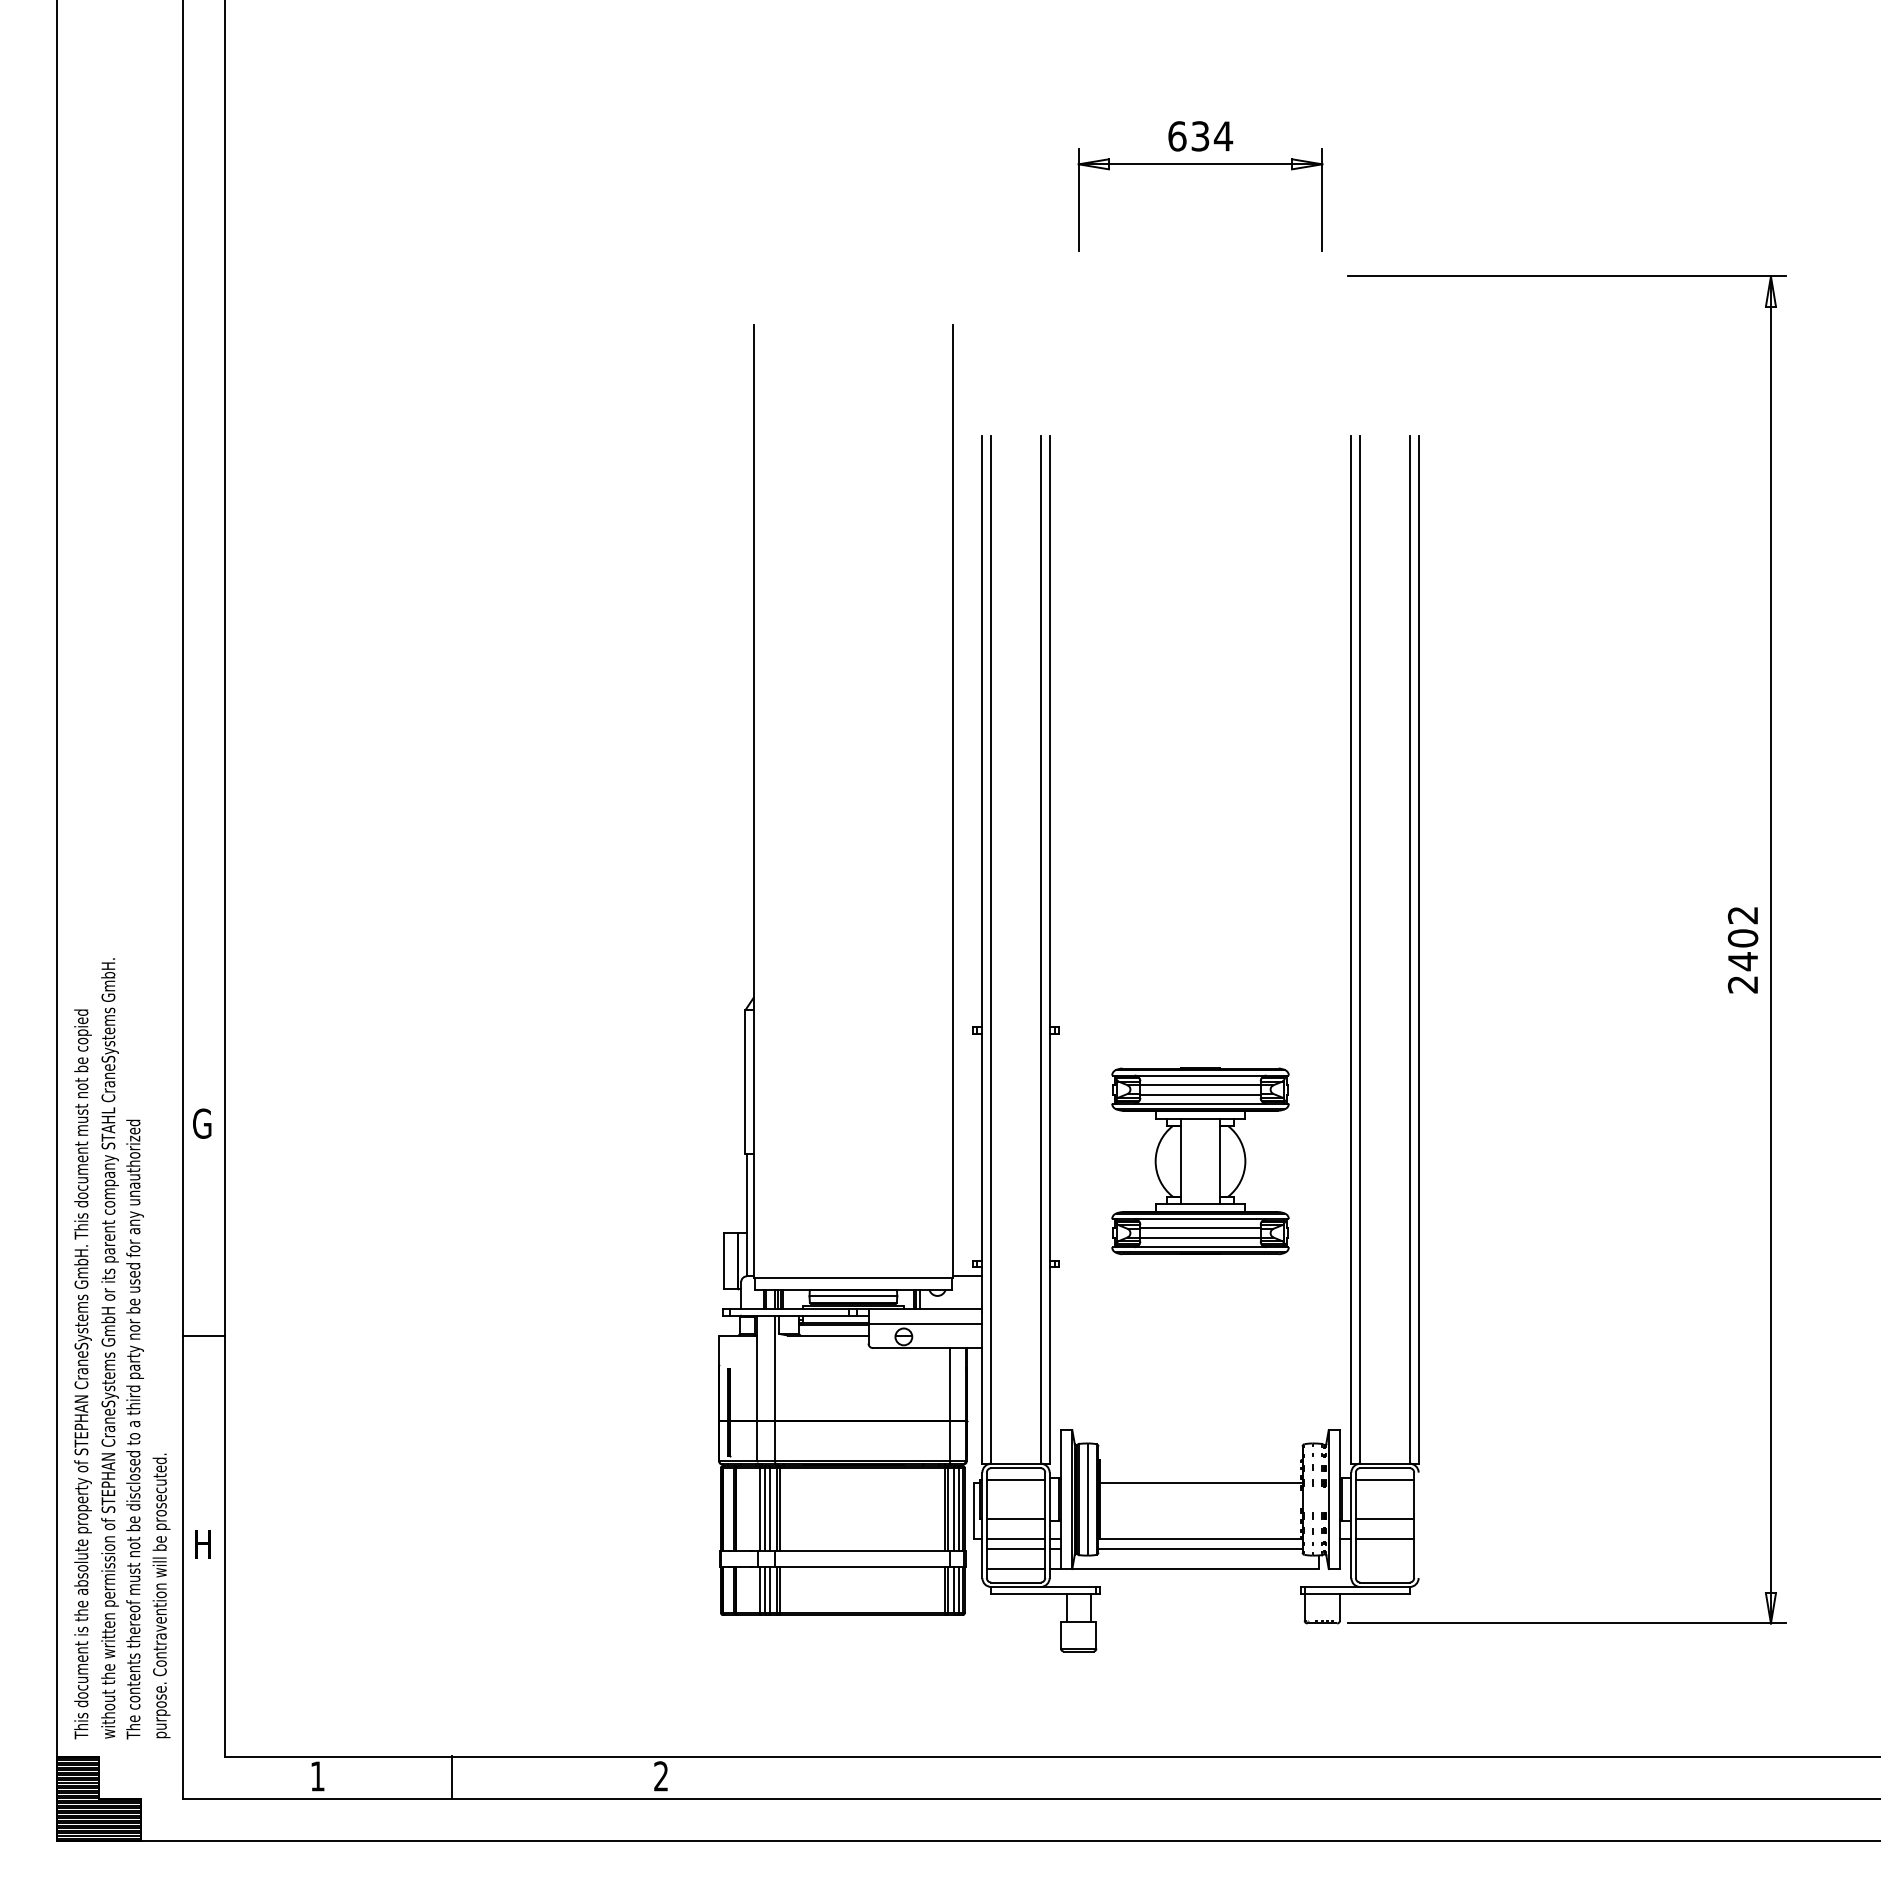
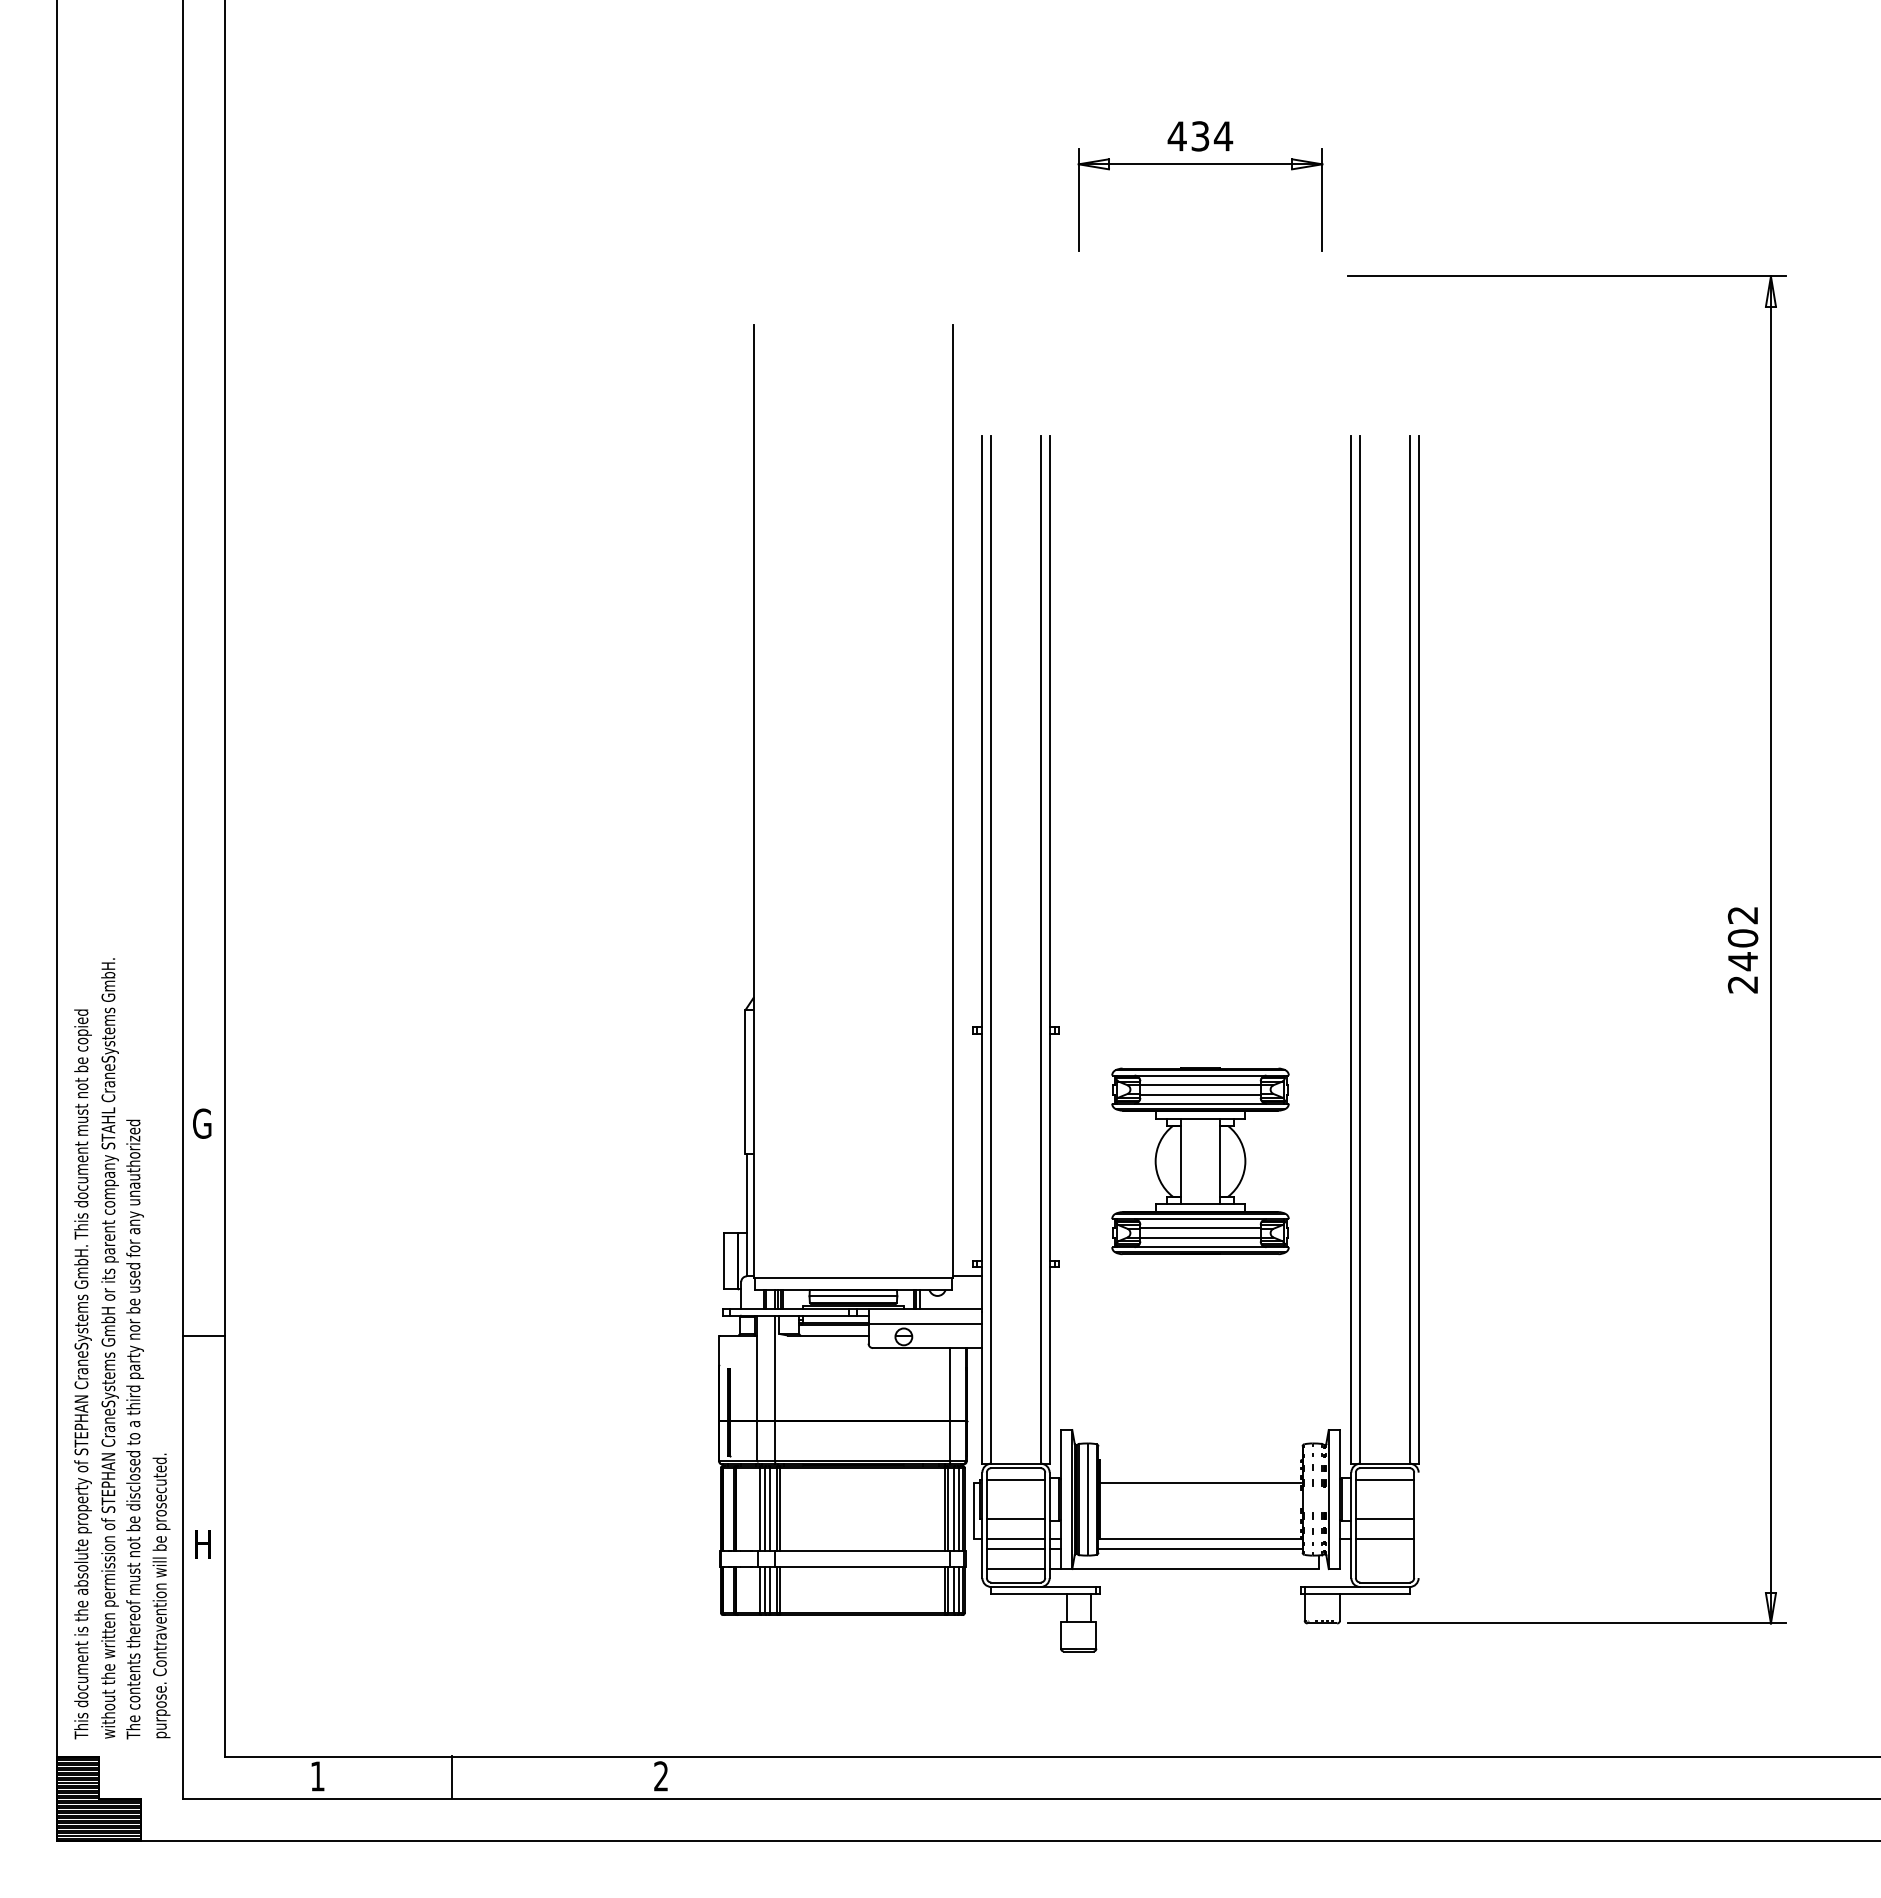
text: 634 -> 434 (1176, 136)
